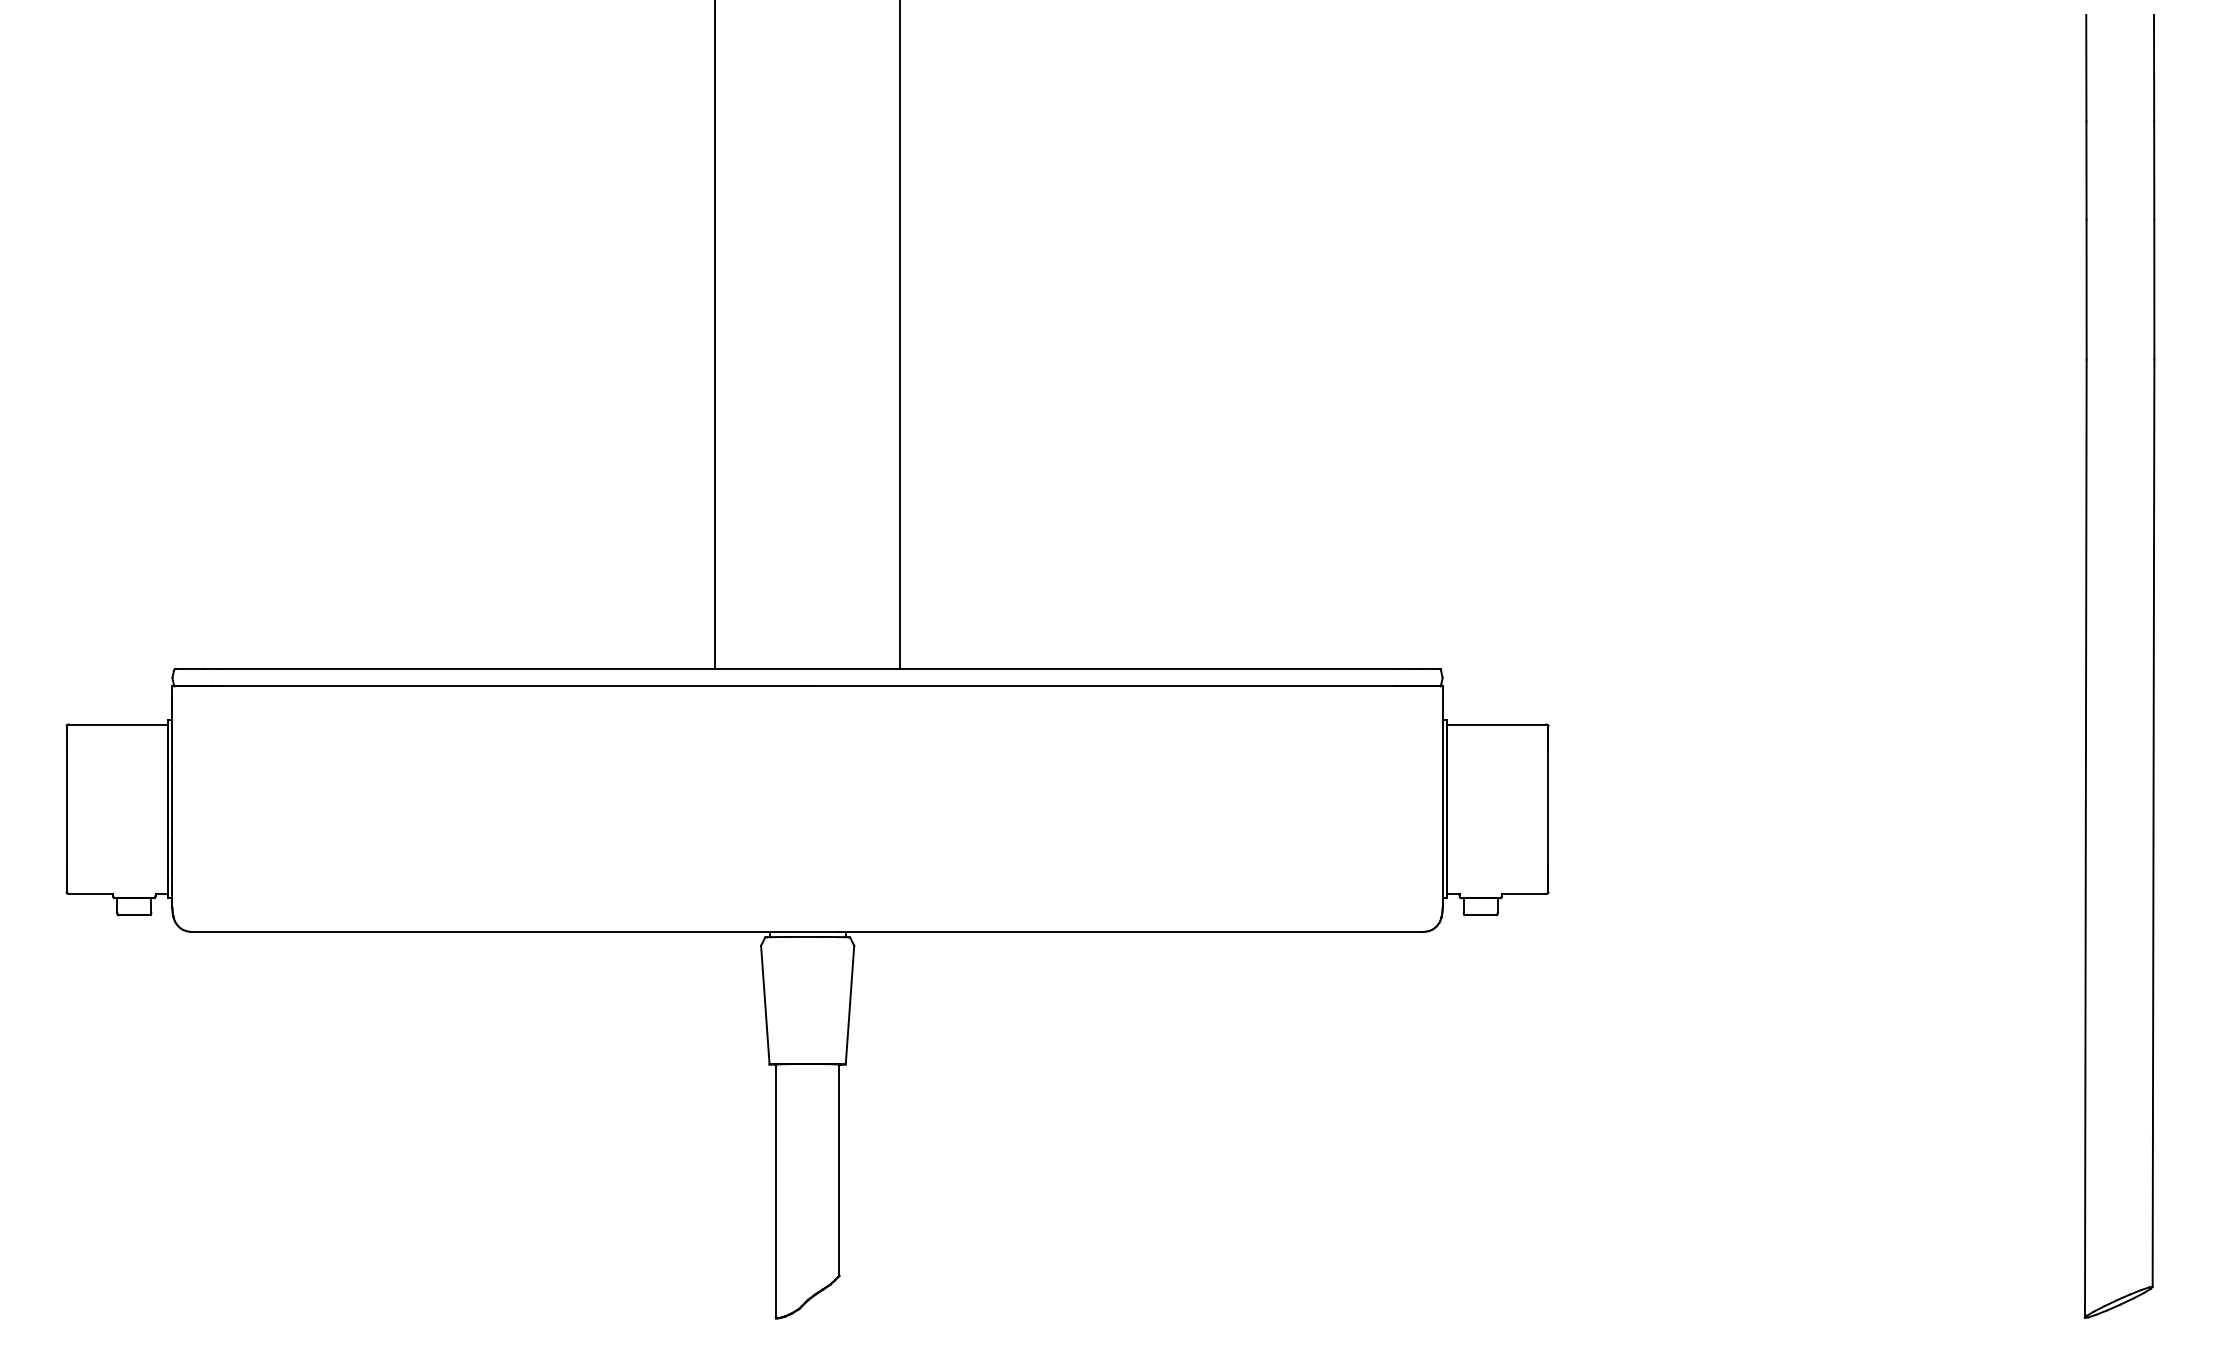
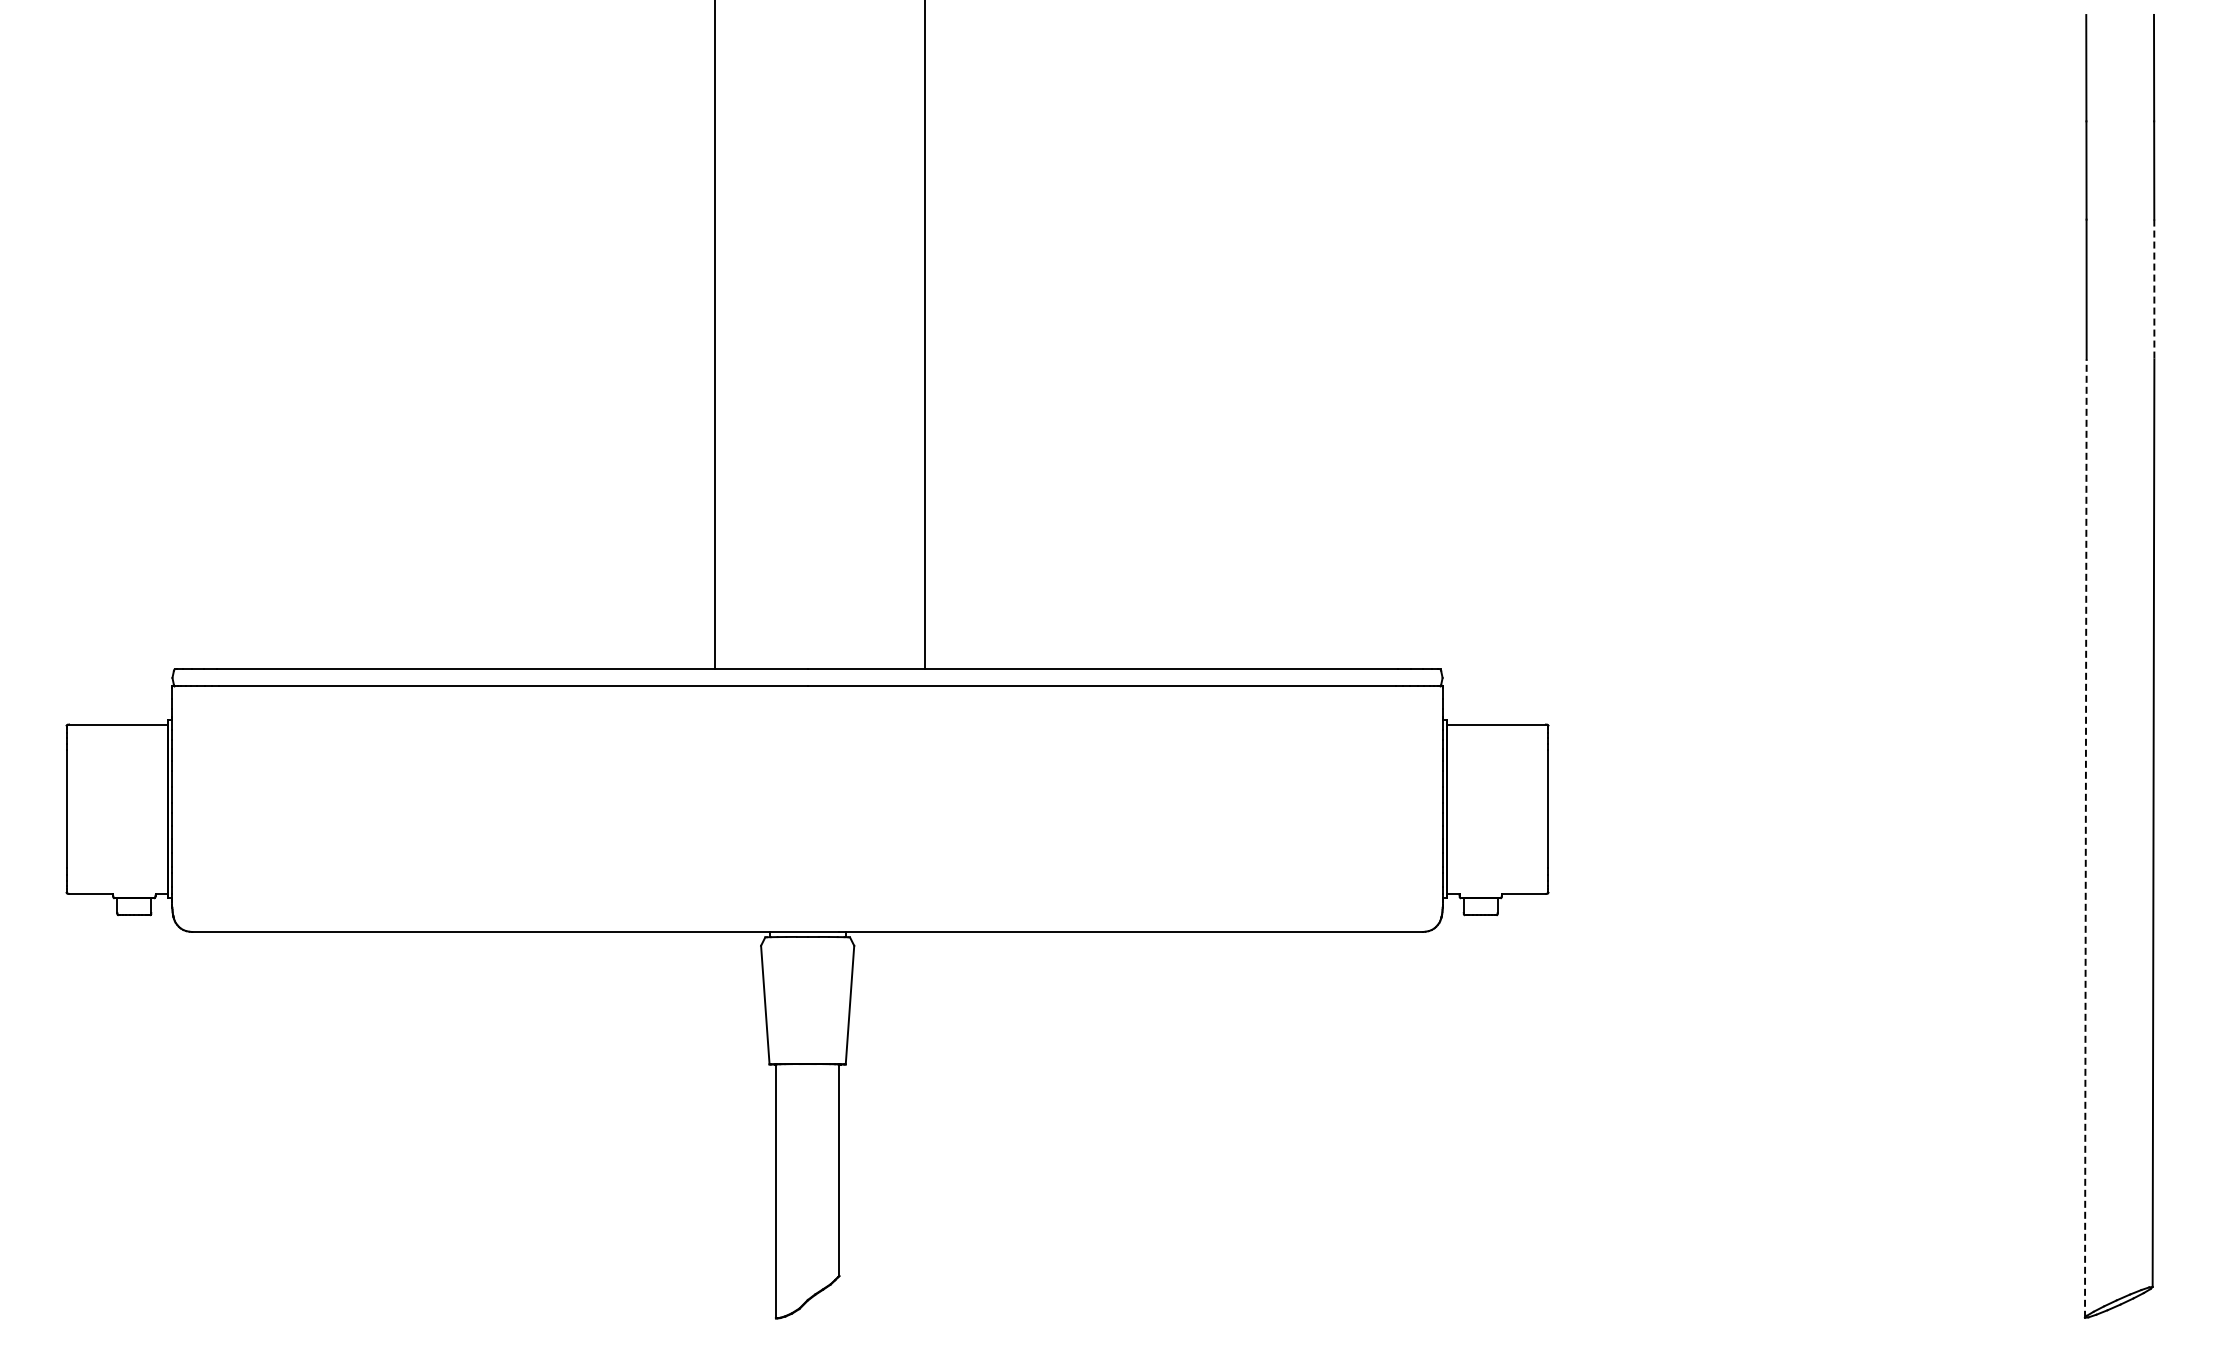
line: solid -> dashed (2154, 289)
line position: (900, 335) -> (925, 335) (925, 335)
line: solid -> dashed (2085, 838)
